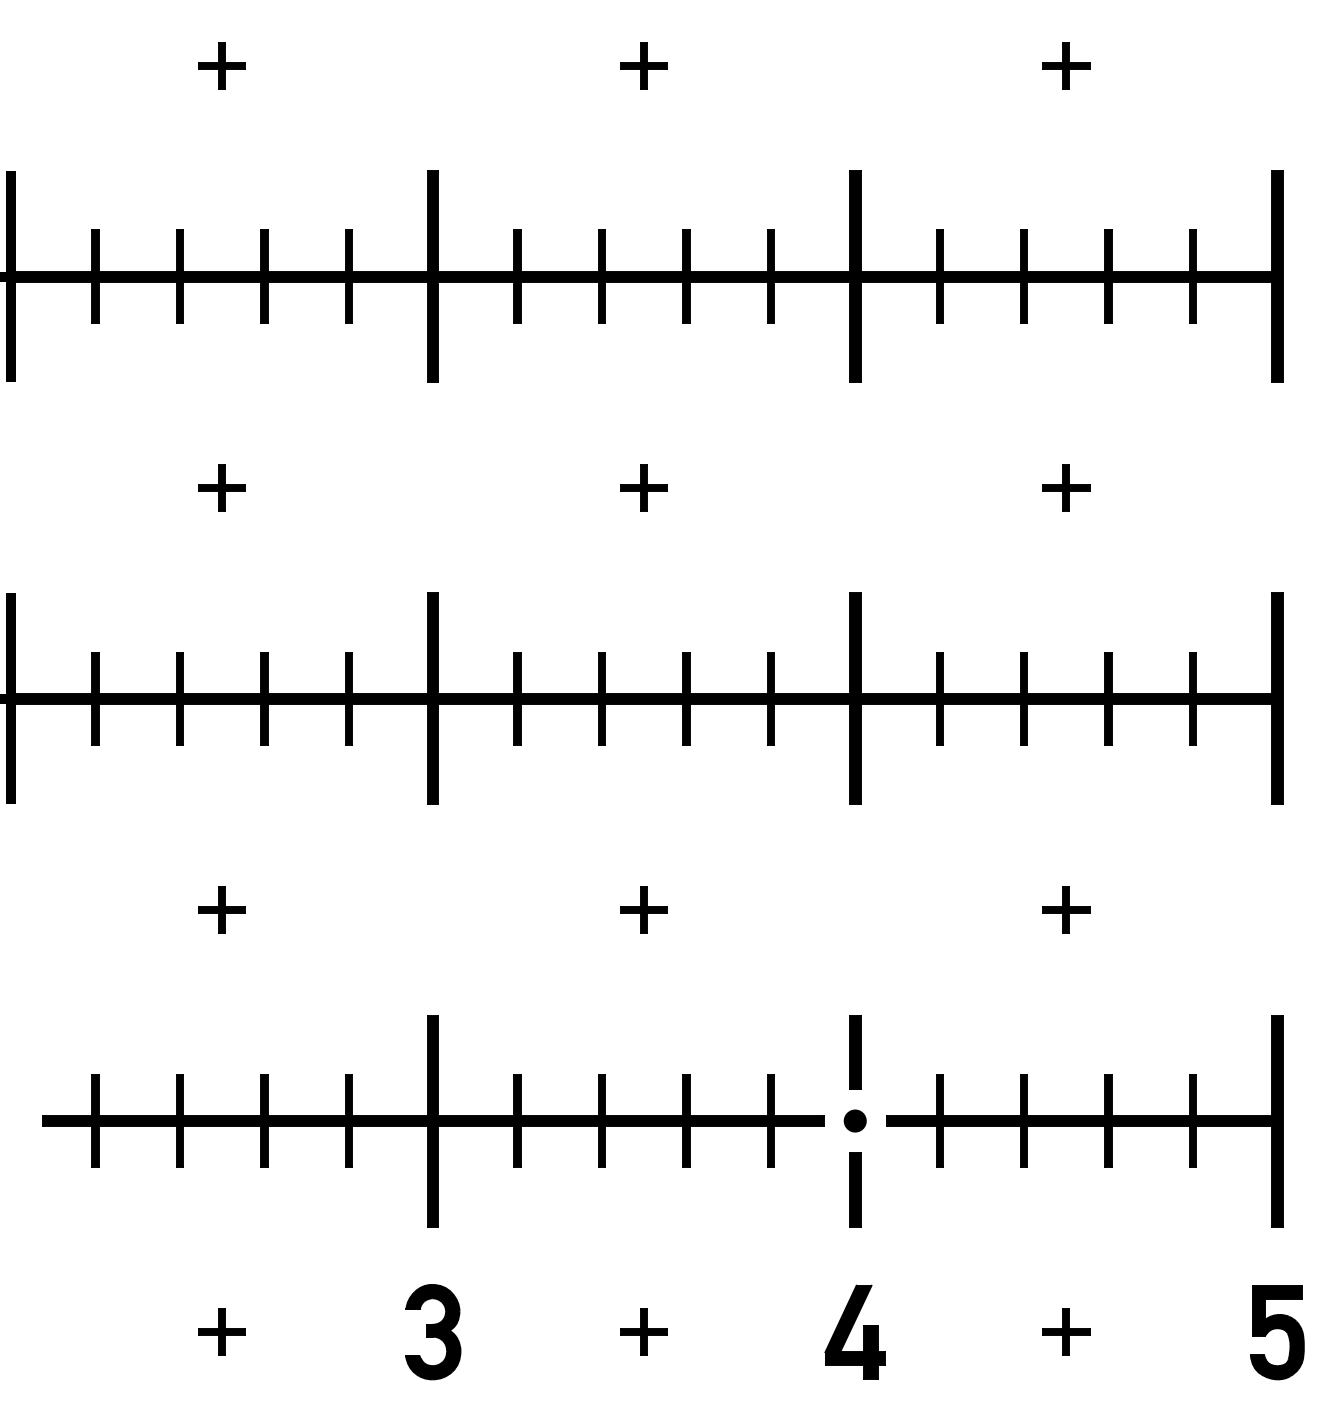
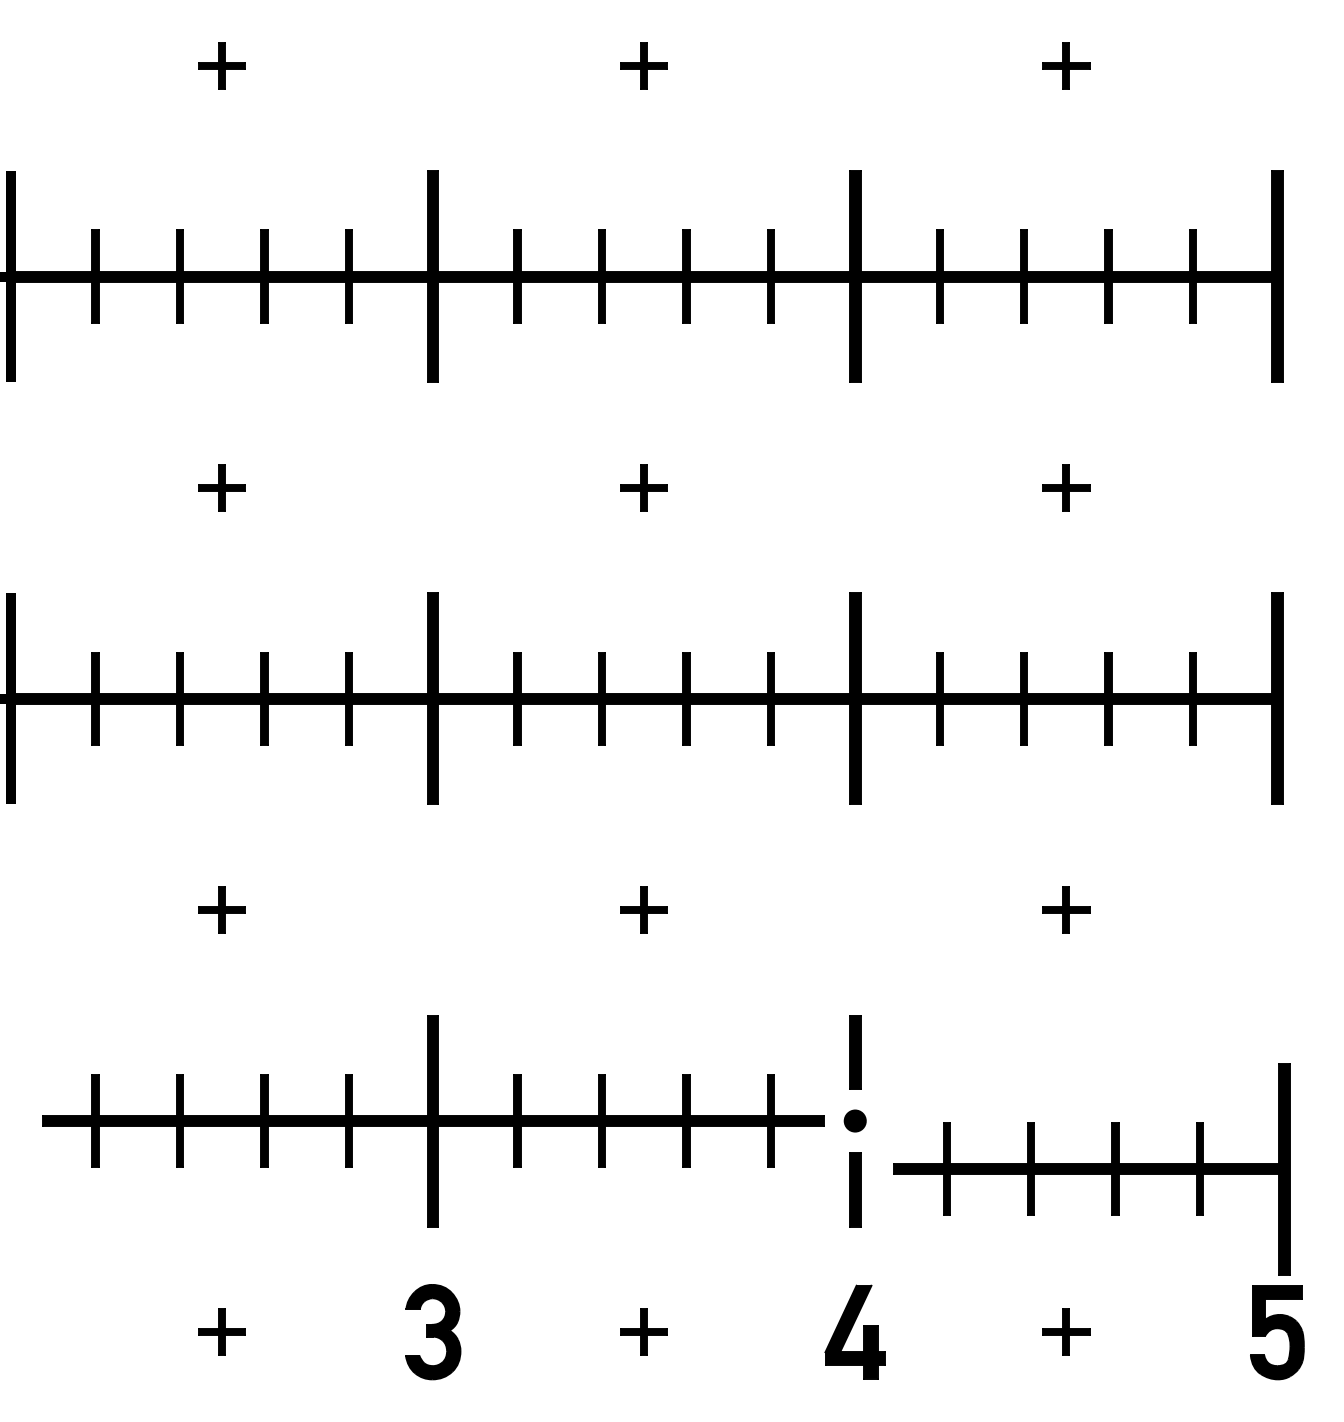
part position: (1084, 1121) -> (1091, 1169) (1091, 1169)
